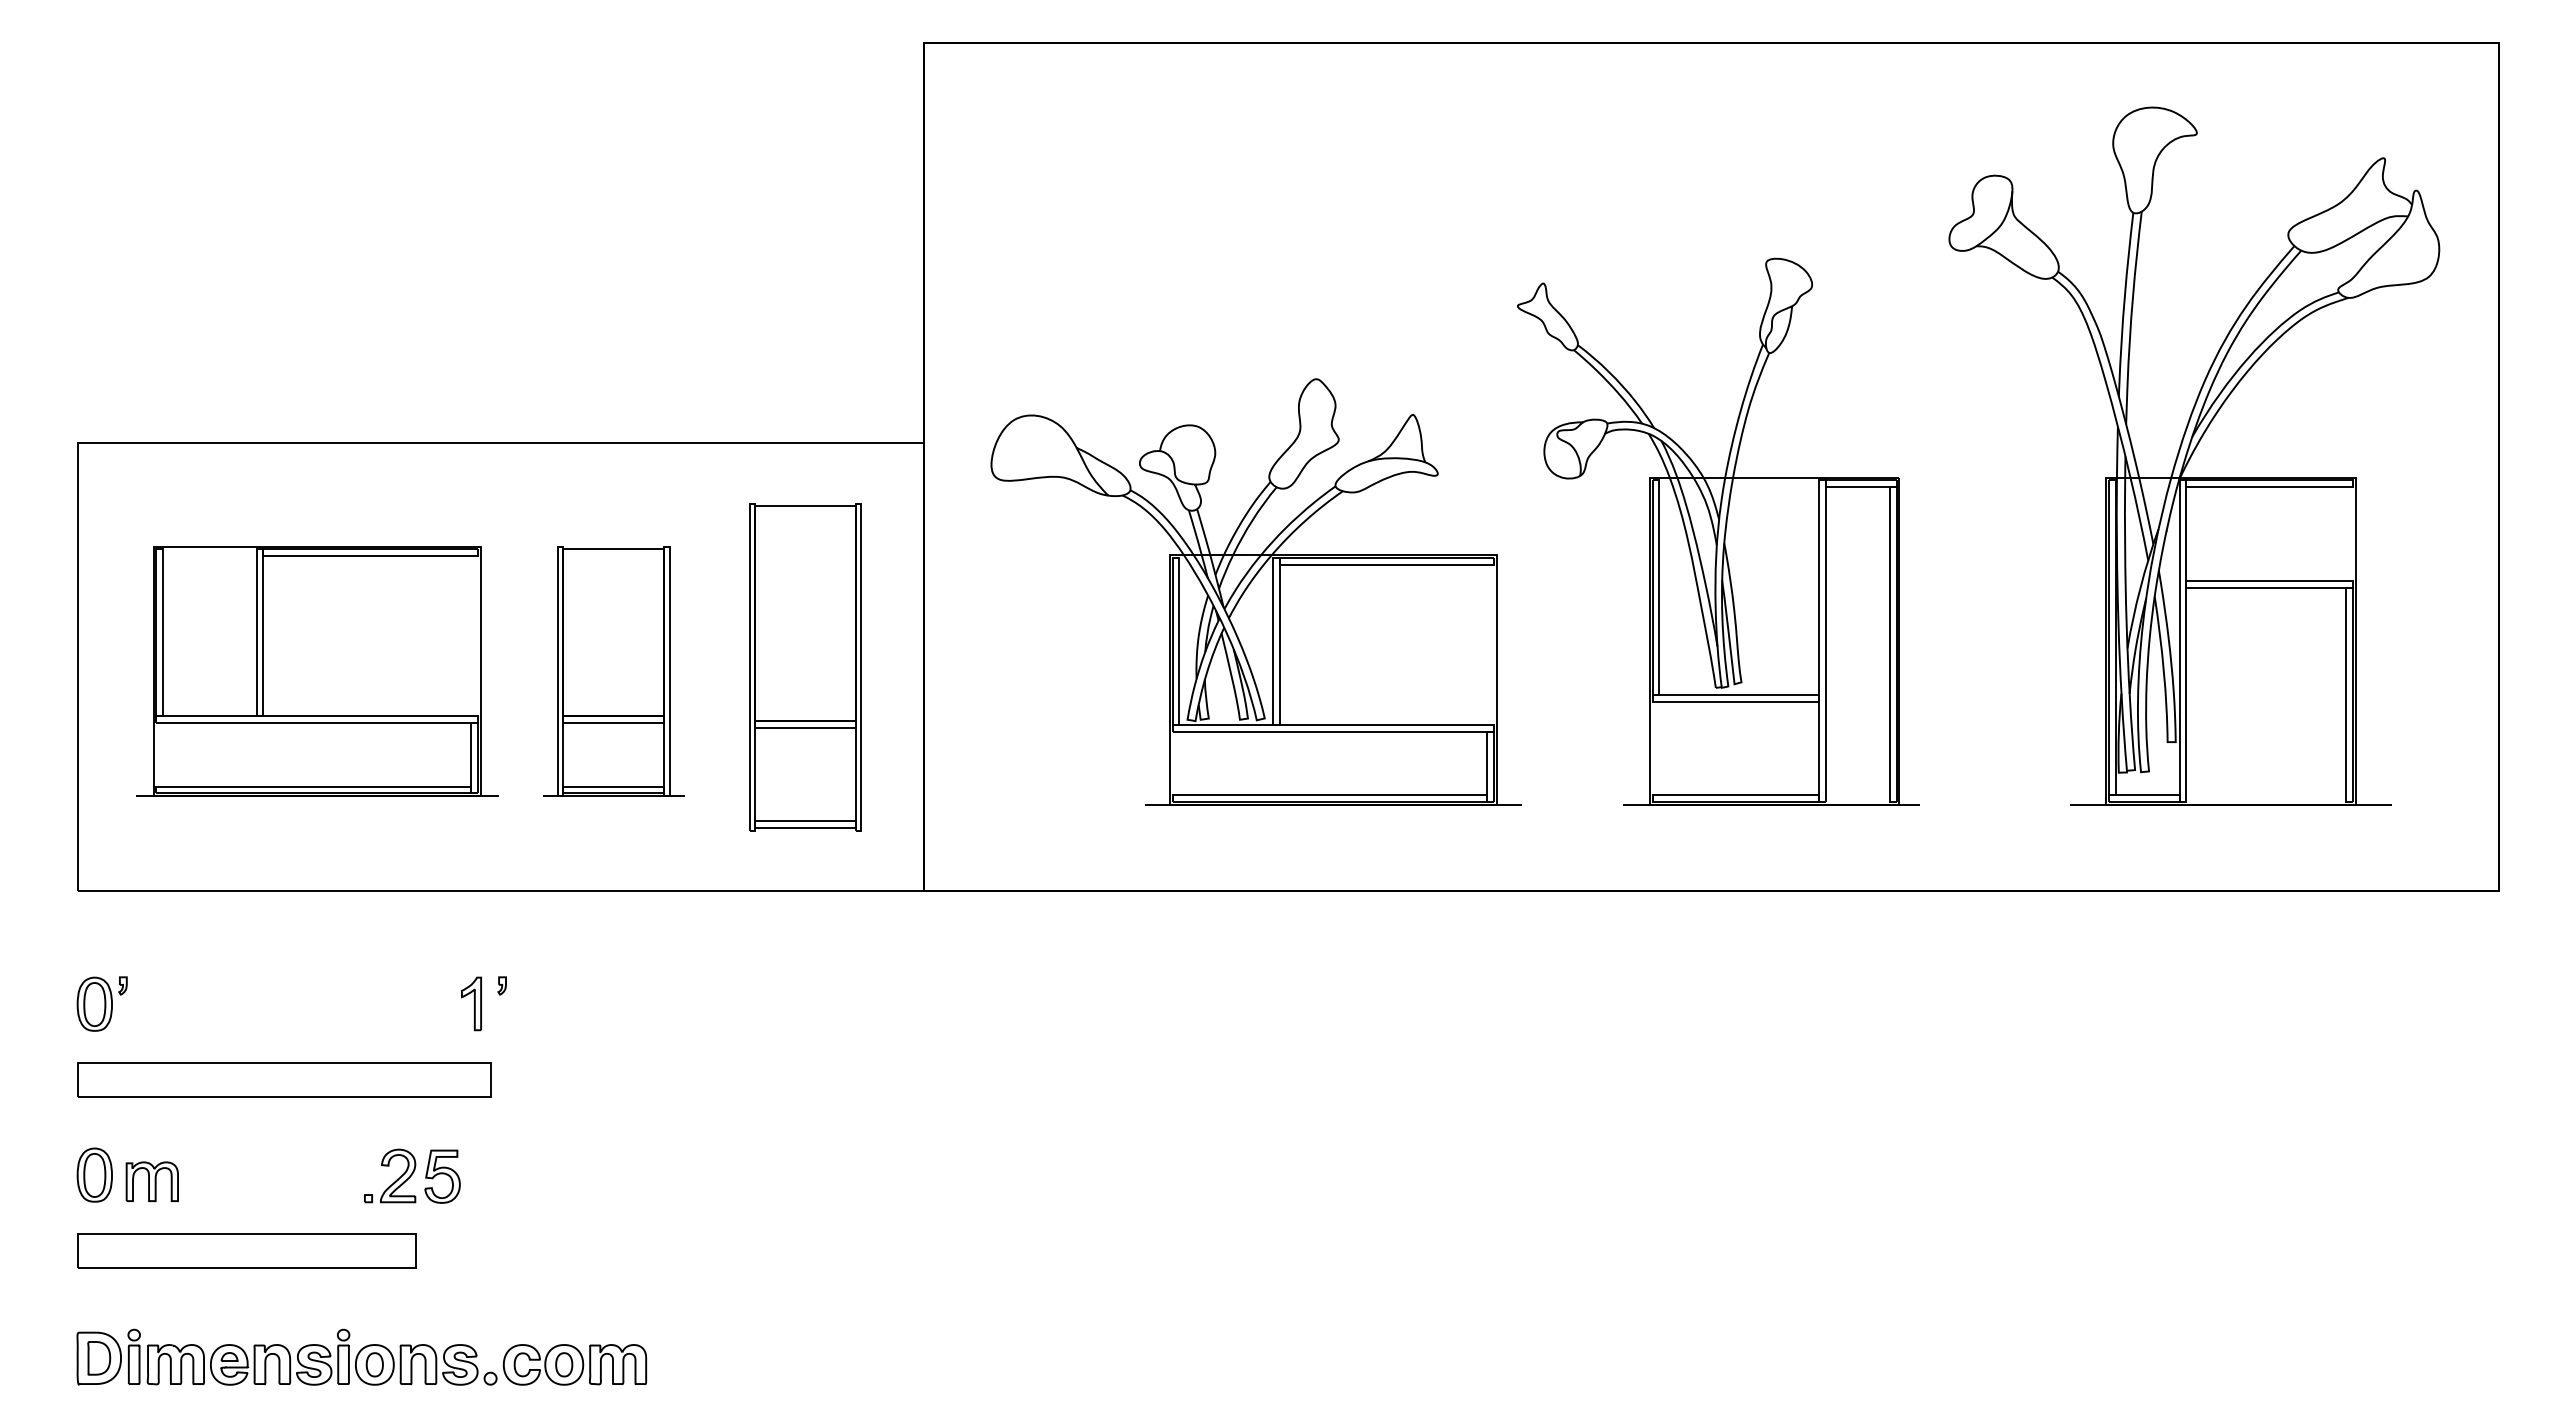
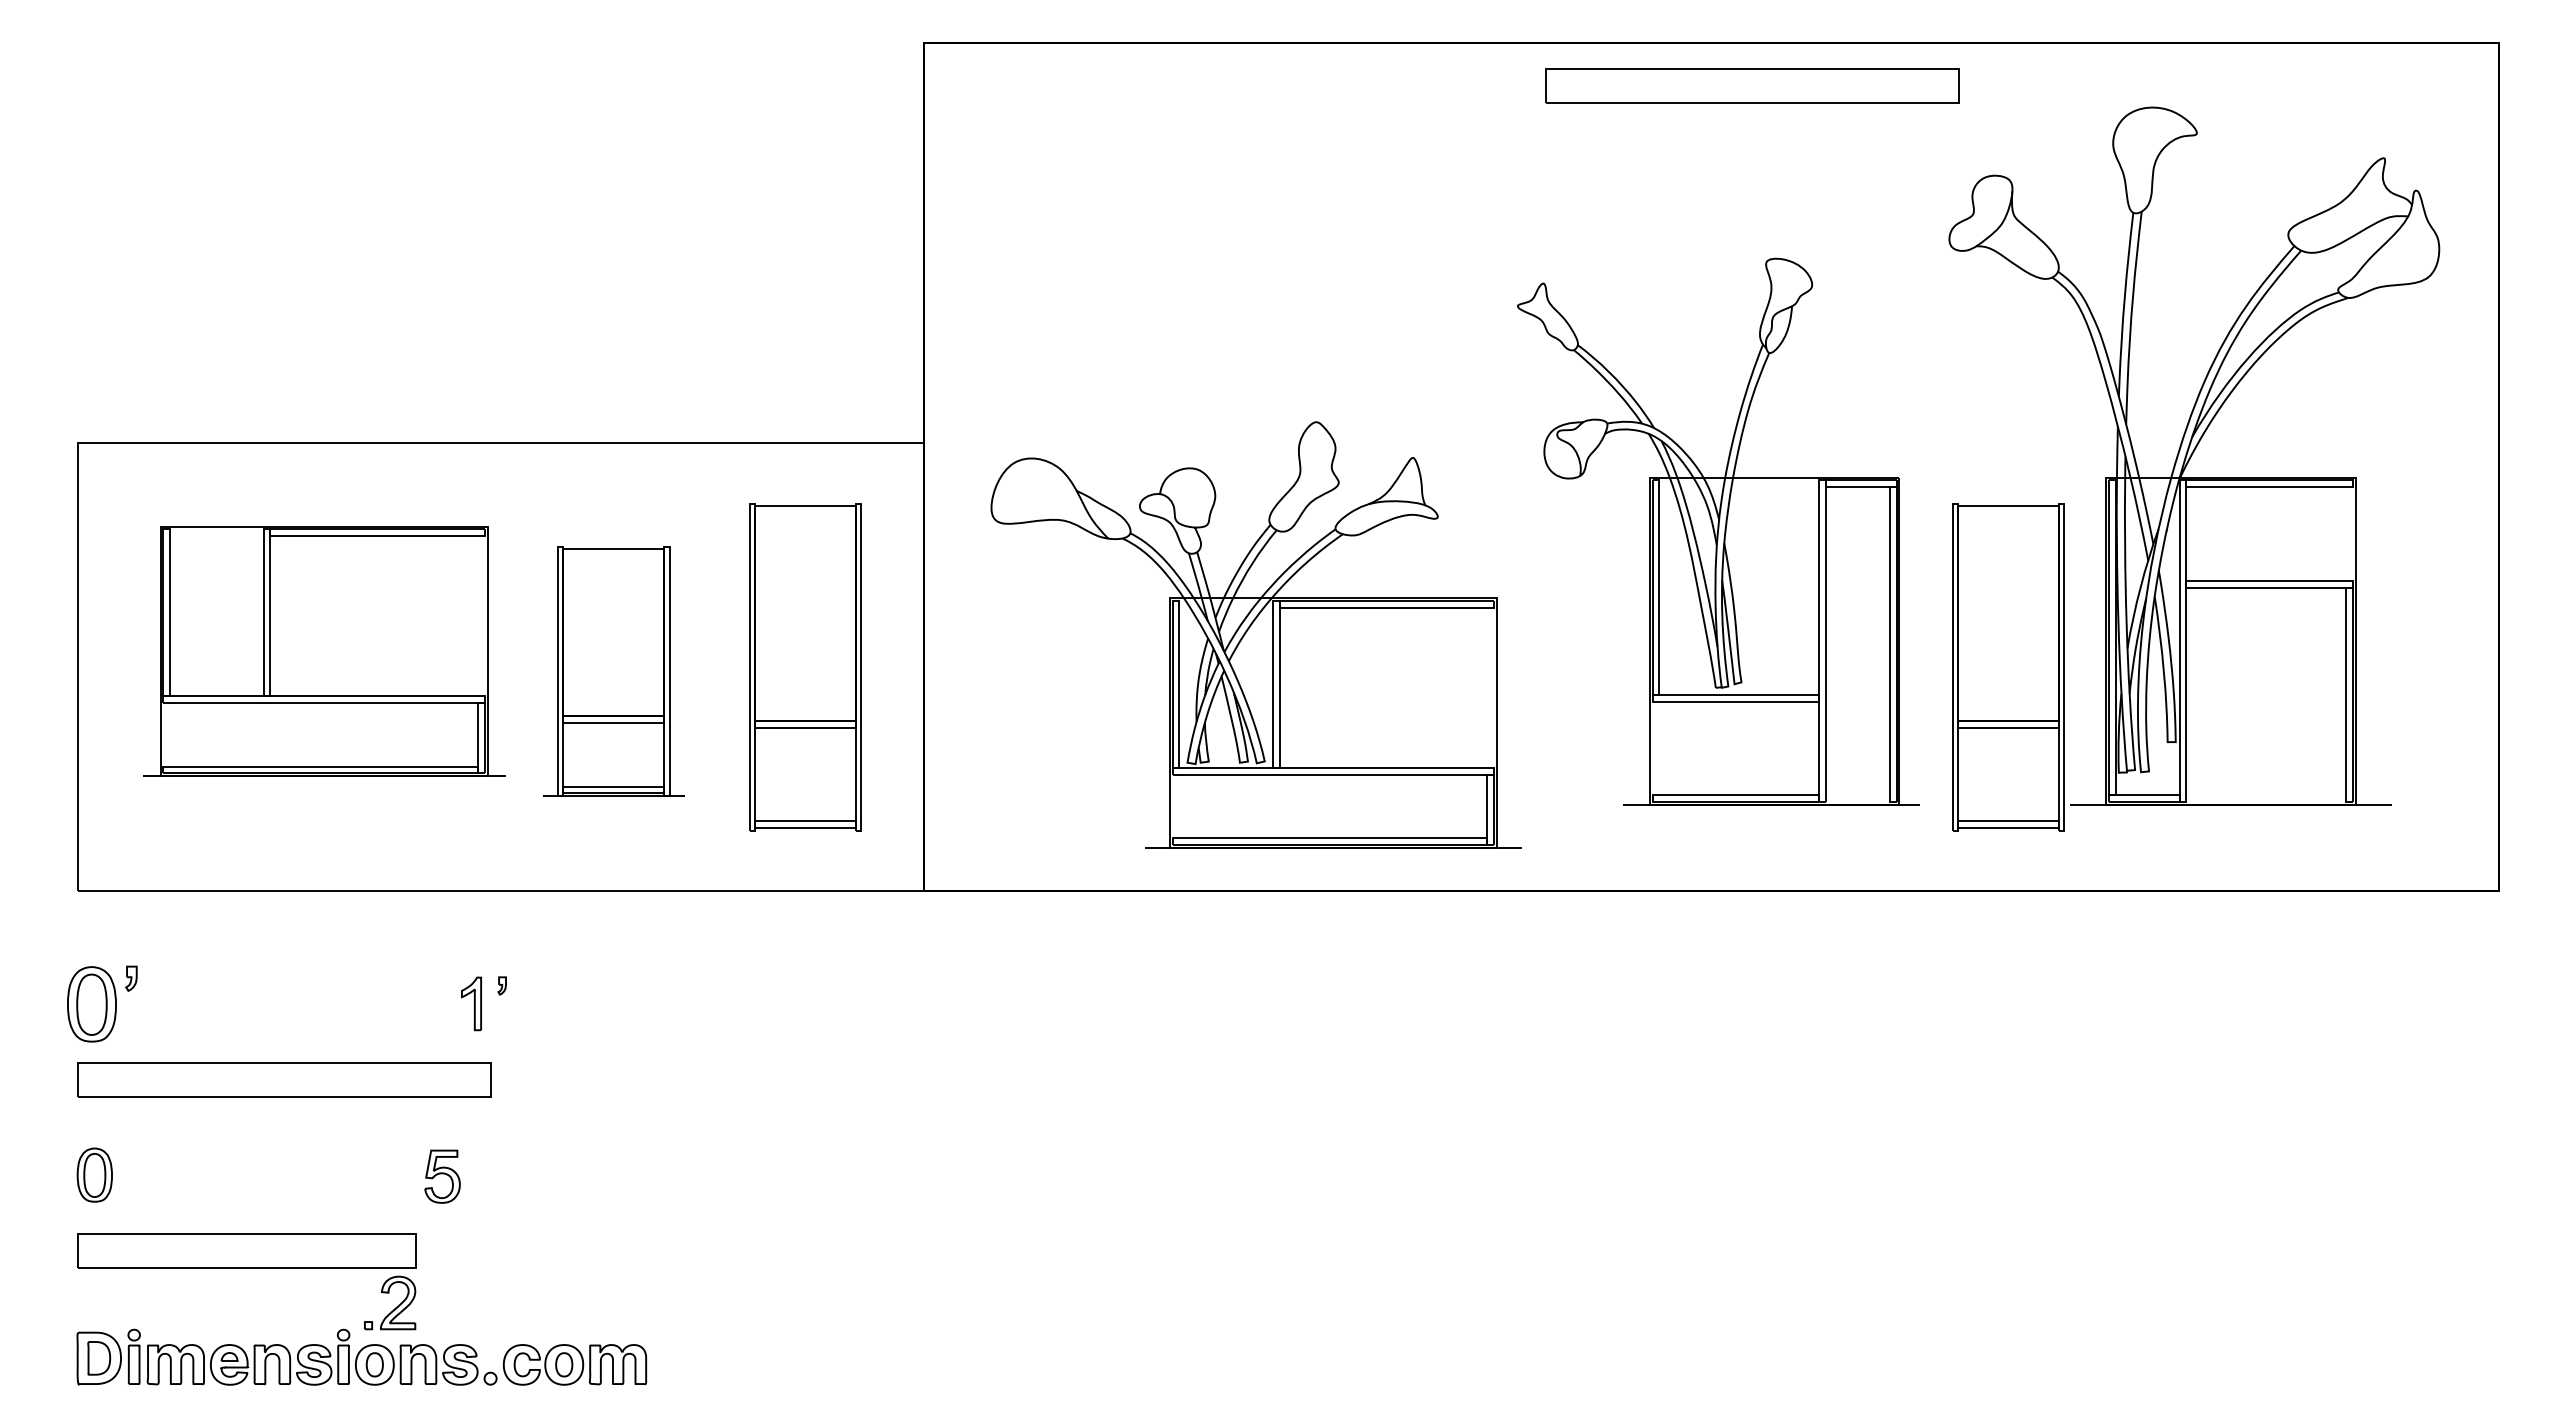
part: none -> present (1752, 85)
part position: (1255, 591) -> (1255, 634) (1255, 634)
part: none -> present (2008, 667)
part position: (317, 671) -> (324, 651) (324, 651)
part size: 52x56 px -> 71x78 px (102, 1003)
part position: (395, 1180) -> (395, 1307) (395, 1307)
part: present -> none (151, 1181)
